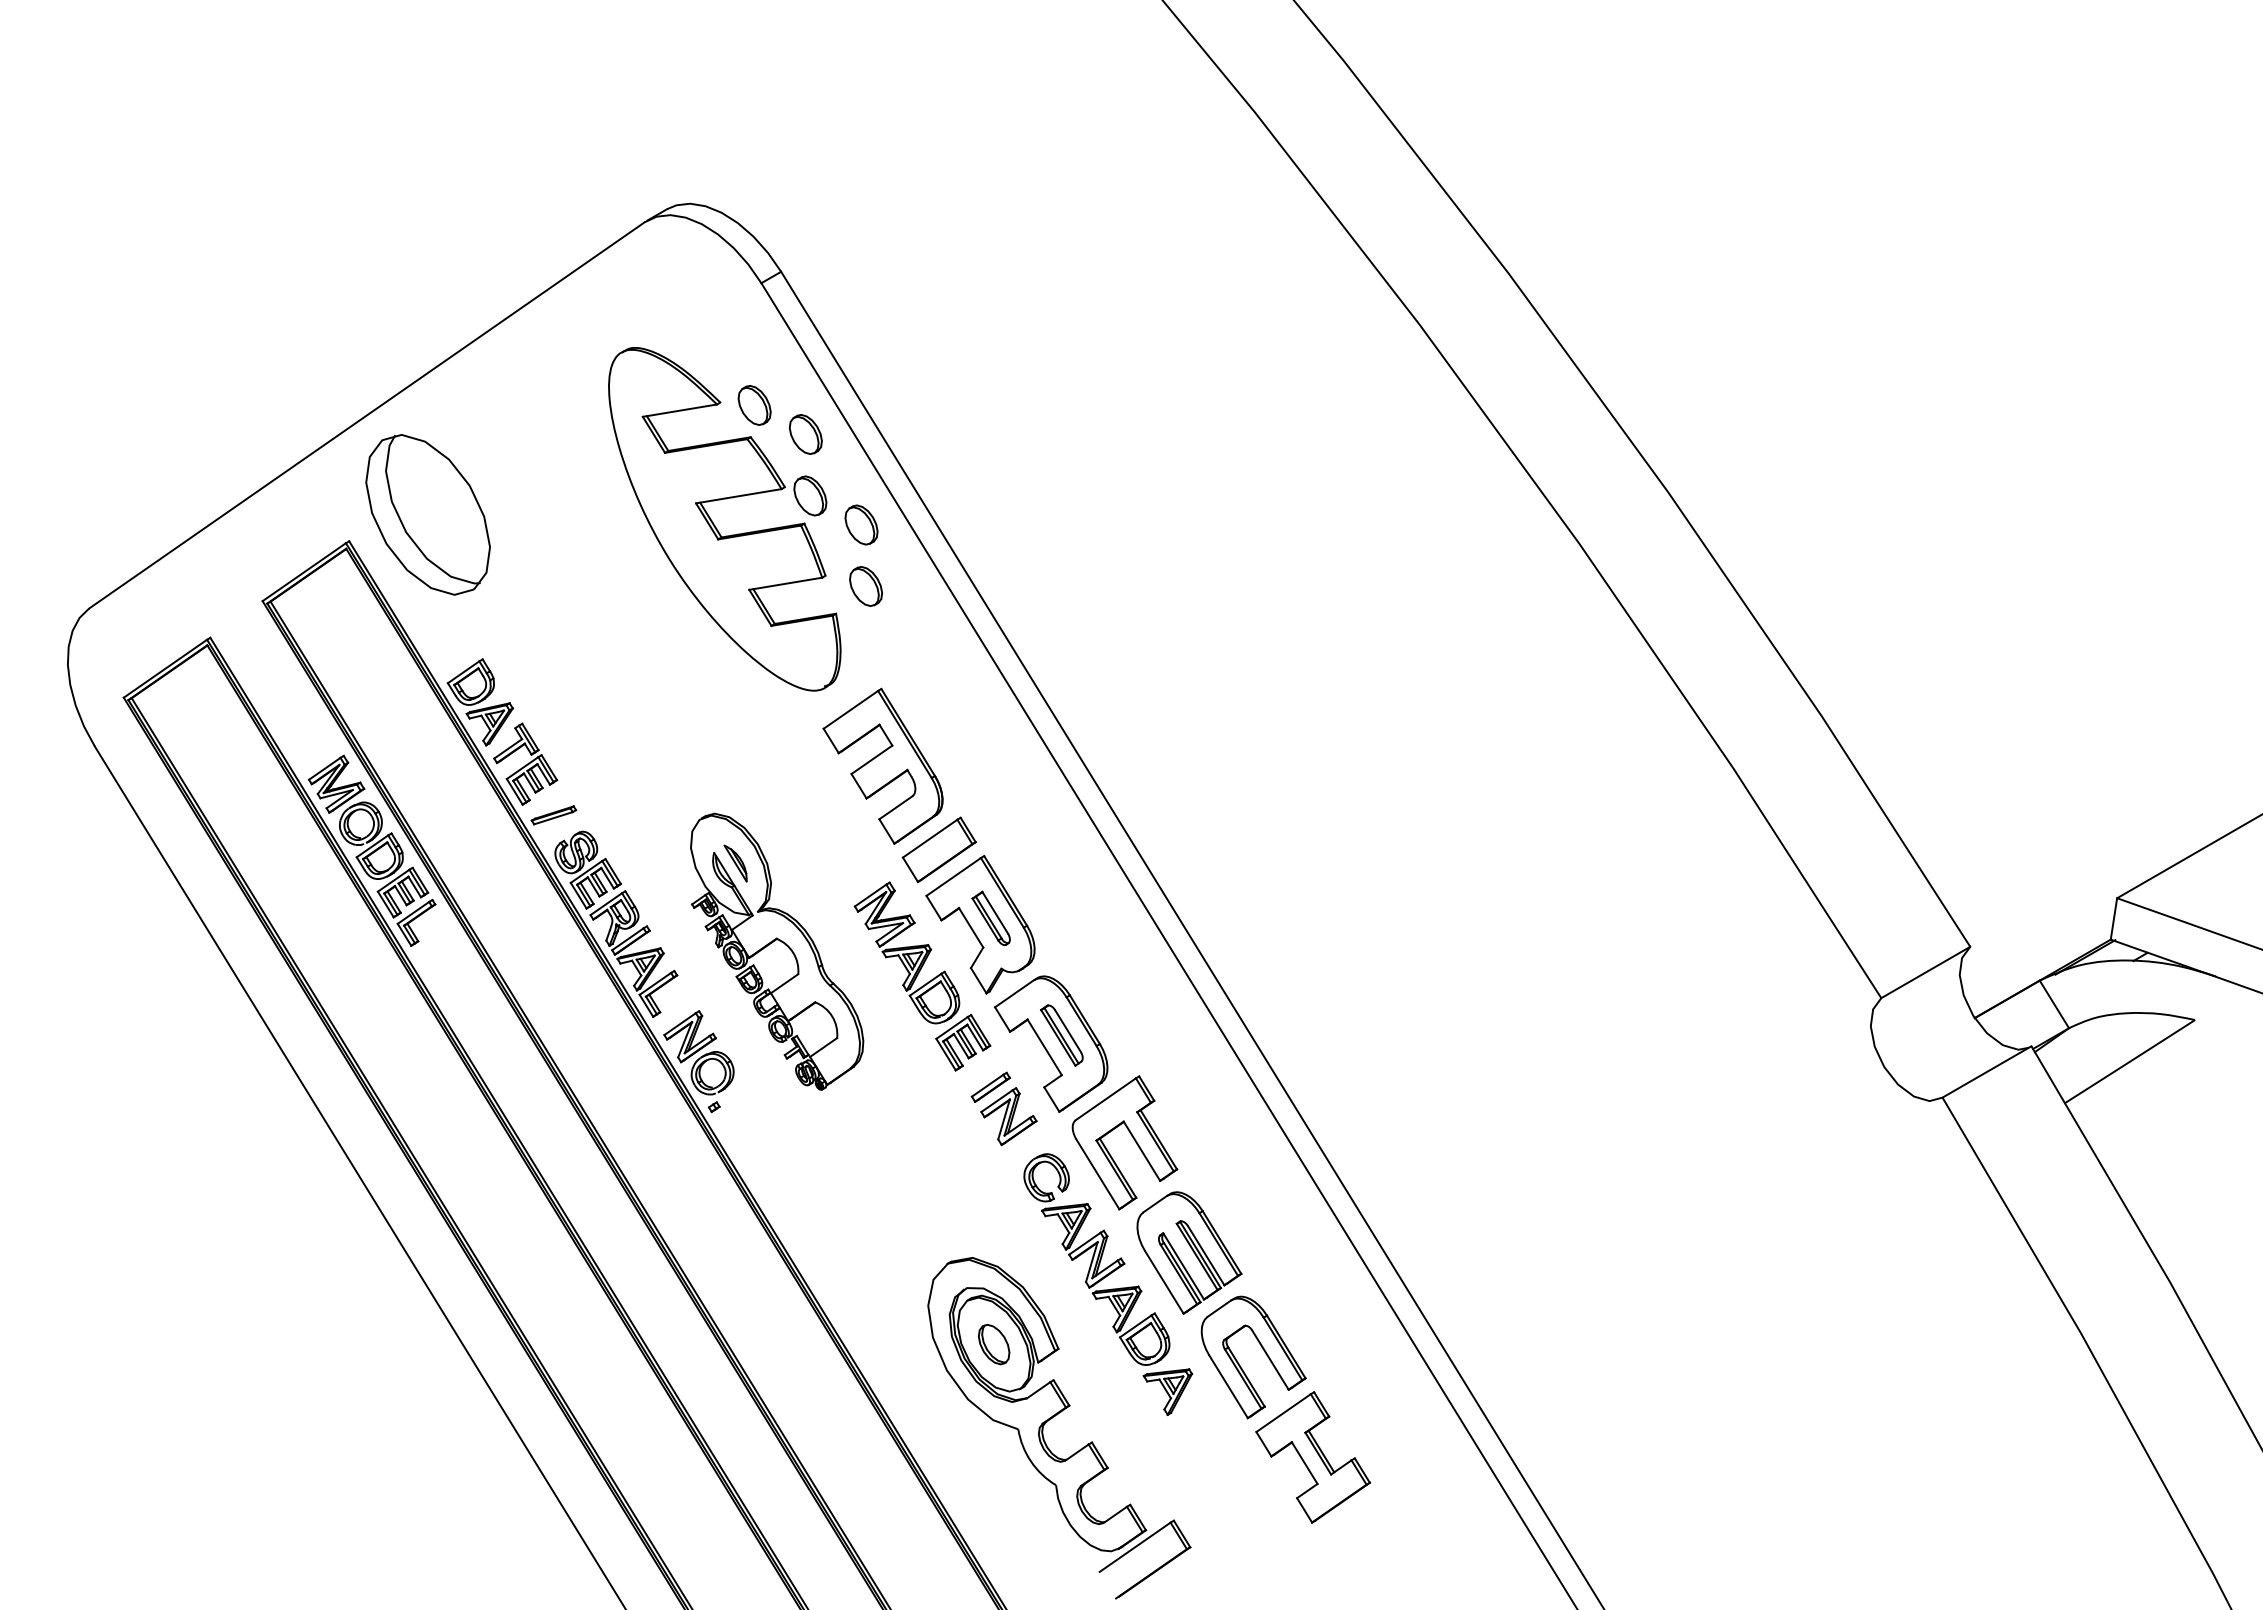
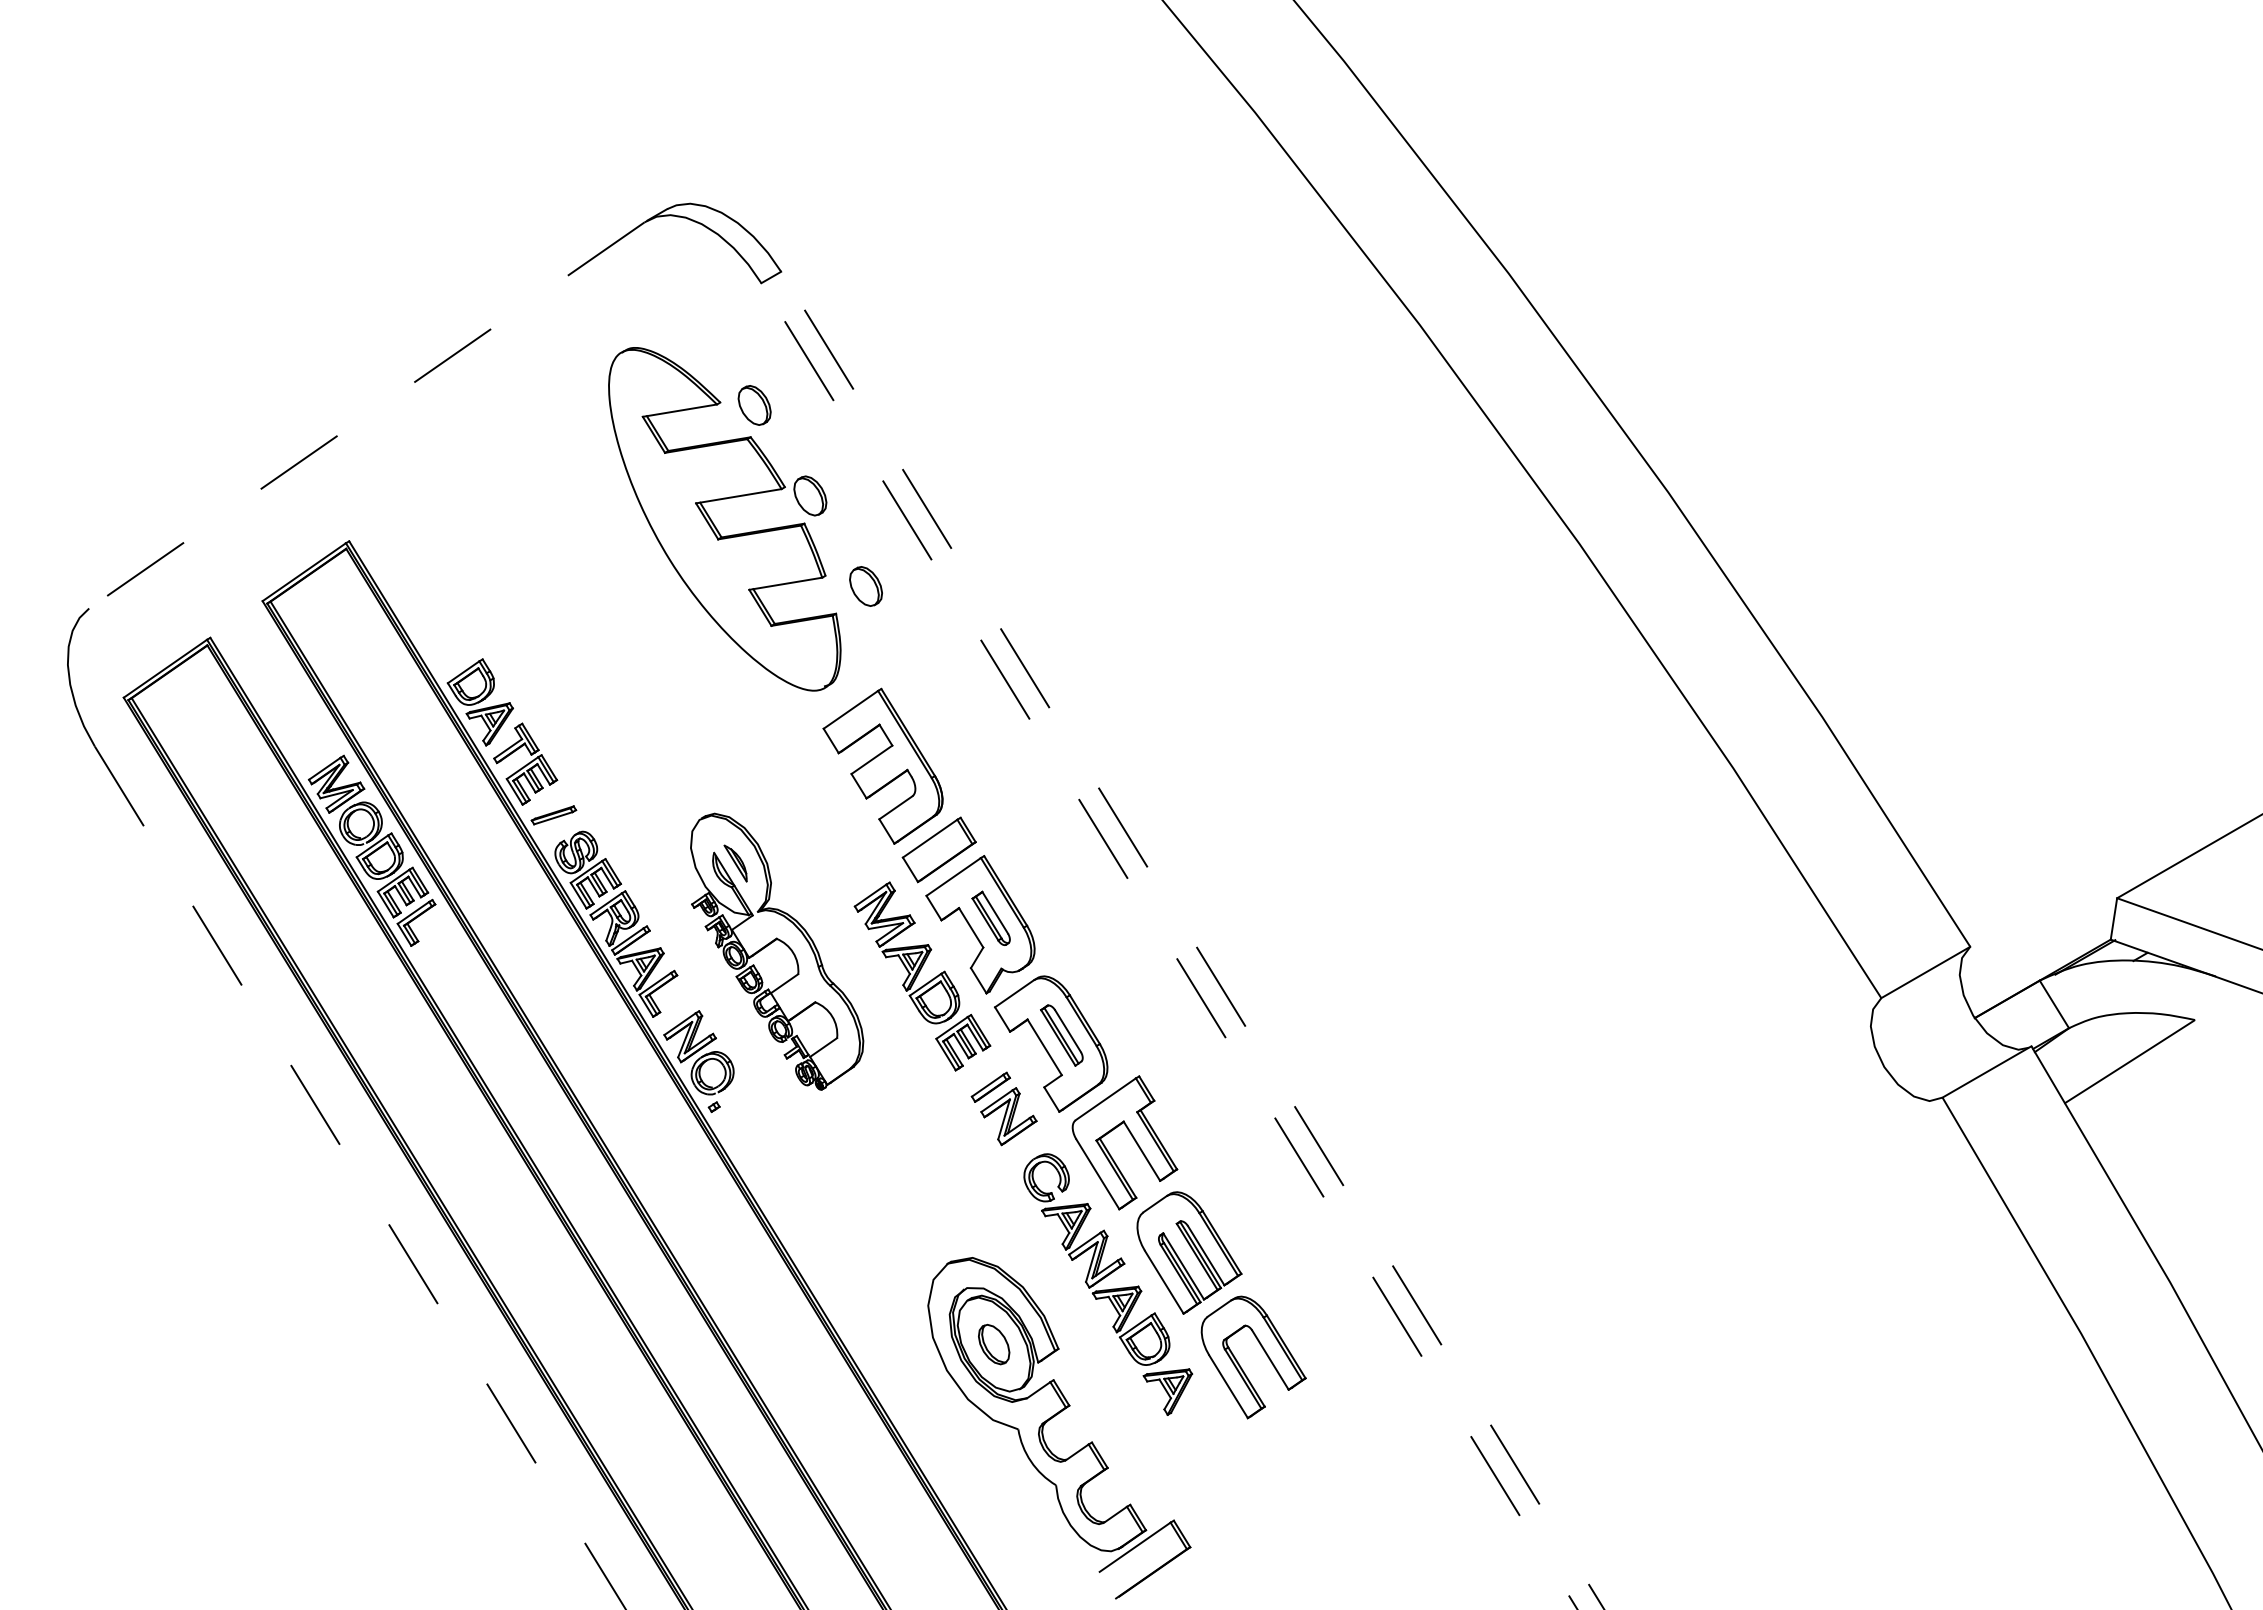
line: solid -> dashed (366, 415)
part: present -> none (805, 434)
part: present -> none (427, 514)
part: present -> none (861, 524)
line: solid -> dashed (1192, 940)
line: solid -> dashed (1169, 946)
line: solid -> dashed (360, 1178)
part: present -> none (1312, 1457)
